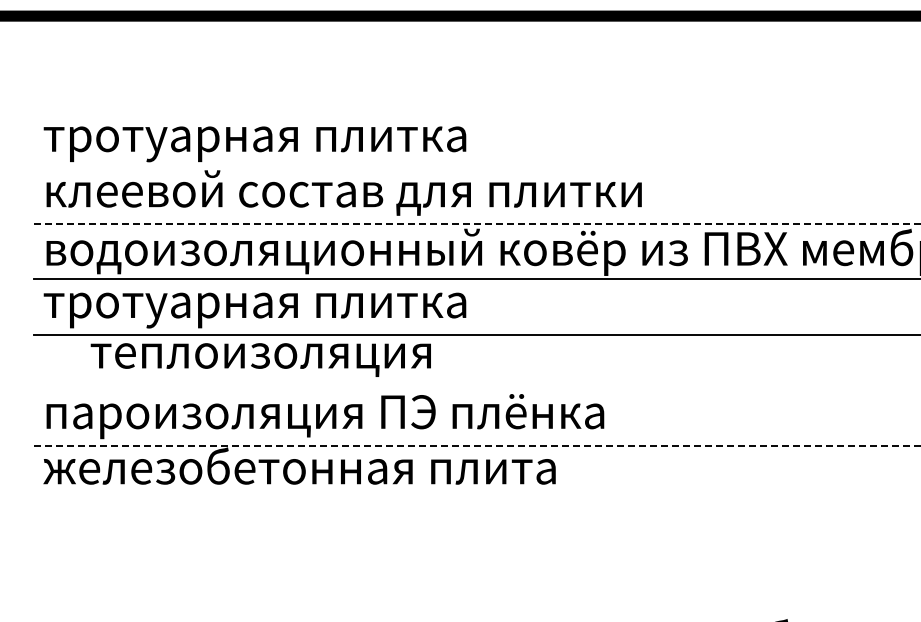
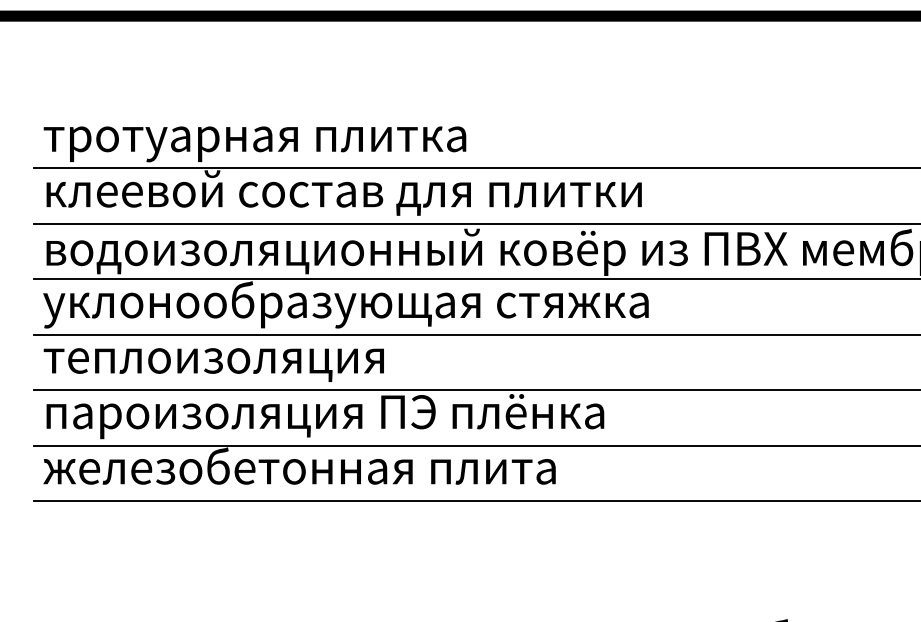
line: none -> present (475, 168)
line: dashed -> solid (477, 223)
text: тротуарная плитка -> уклонообразующая стяжка (345, 304)
text position: (260, 359) -> (213, 364) (213, 364)
line: none -> present (475, 390)
line: dashed -> solid (477, 445)
line: none -> present (475, 500)
